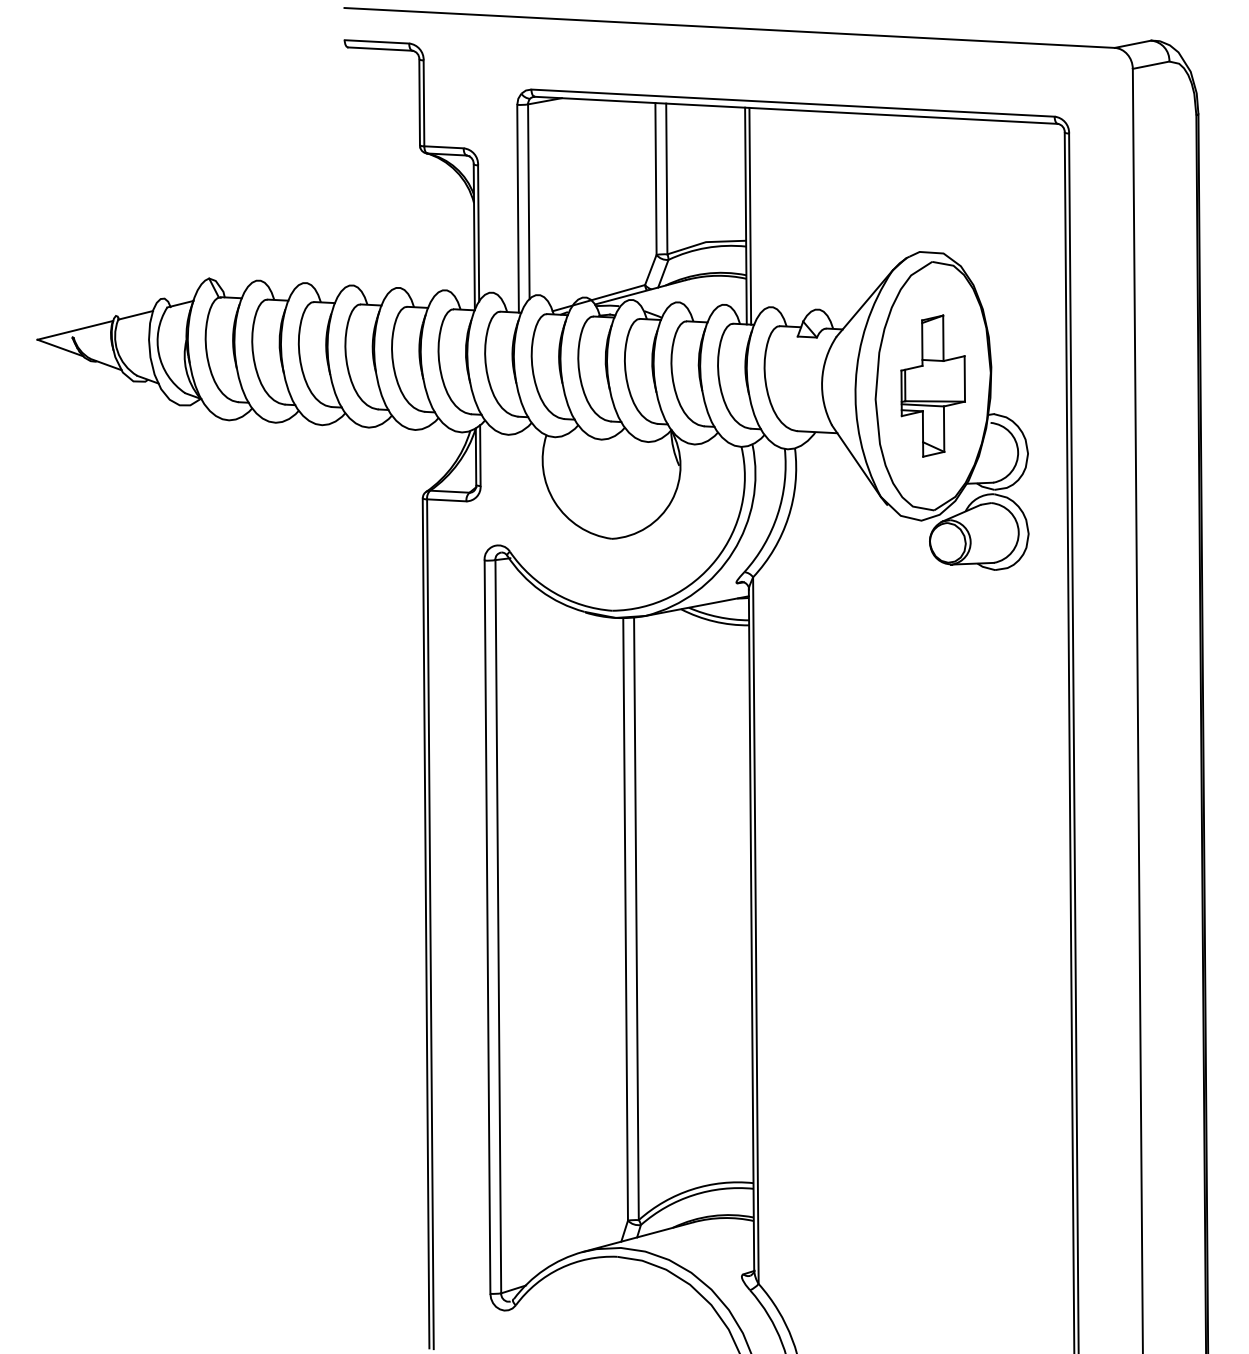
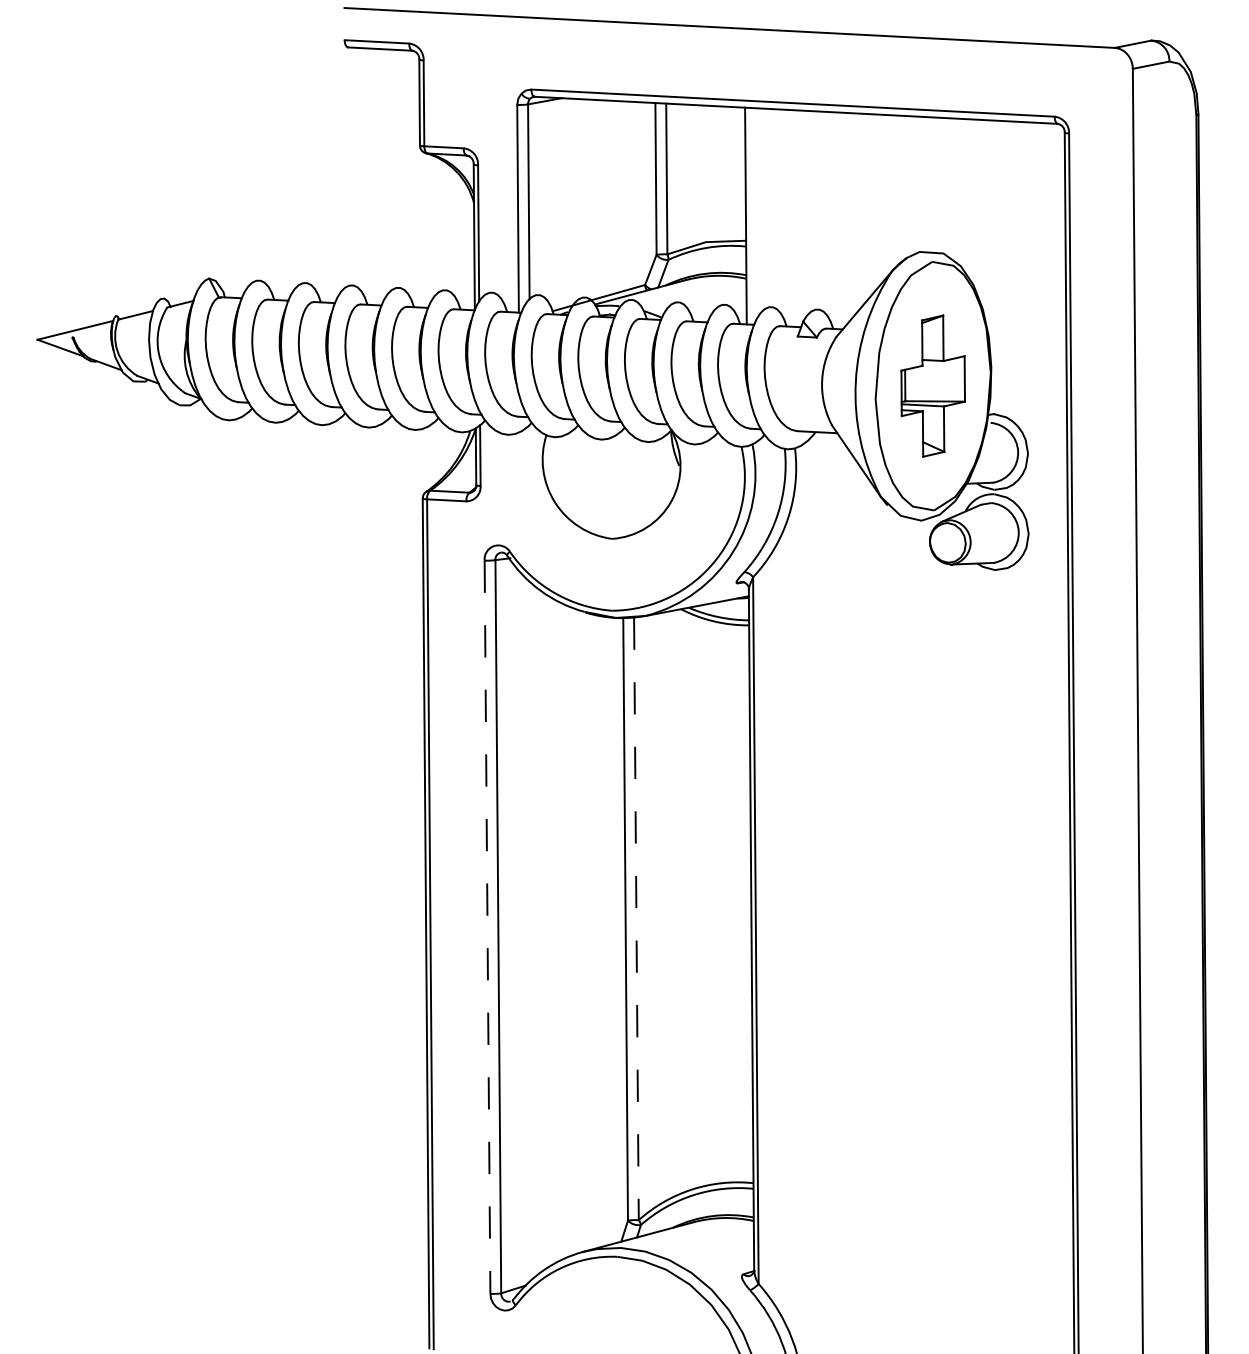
line: present -> none (750, 215)
line: solid -> dashed (636, 919)
line: solid -> dashed (487, 927)
